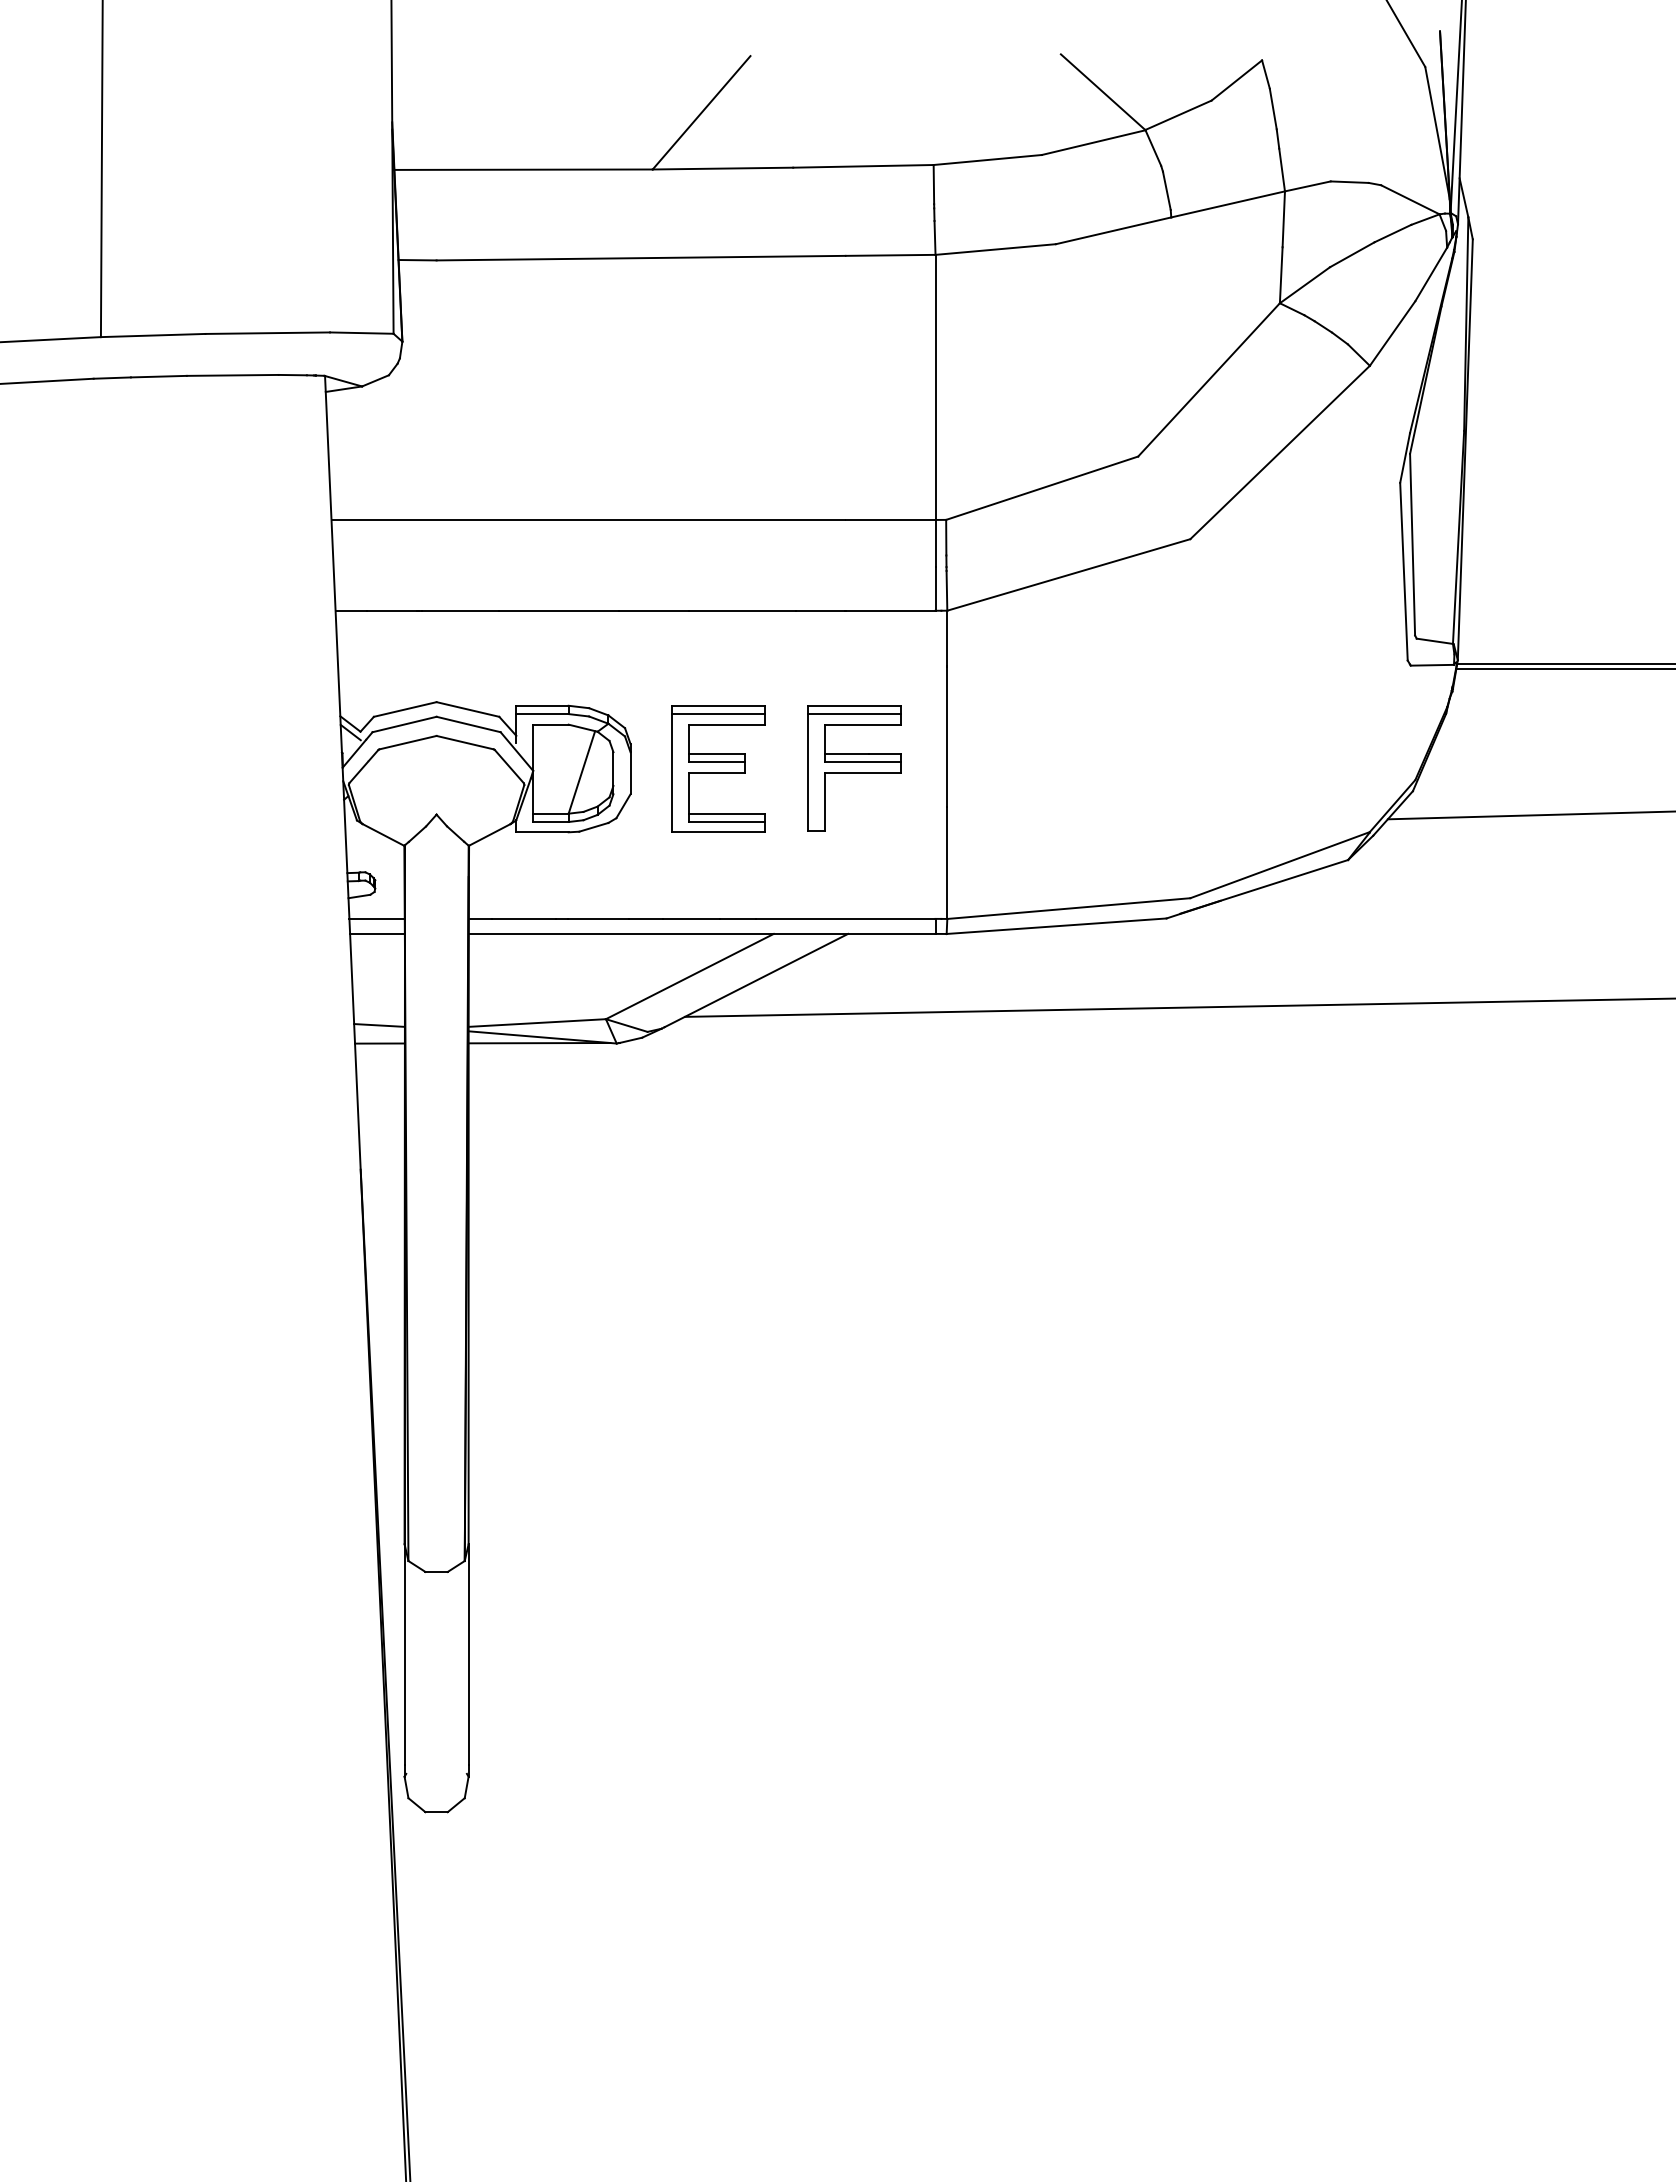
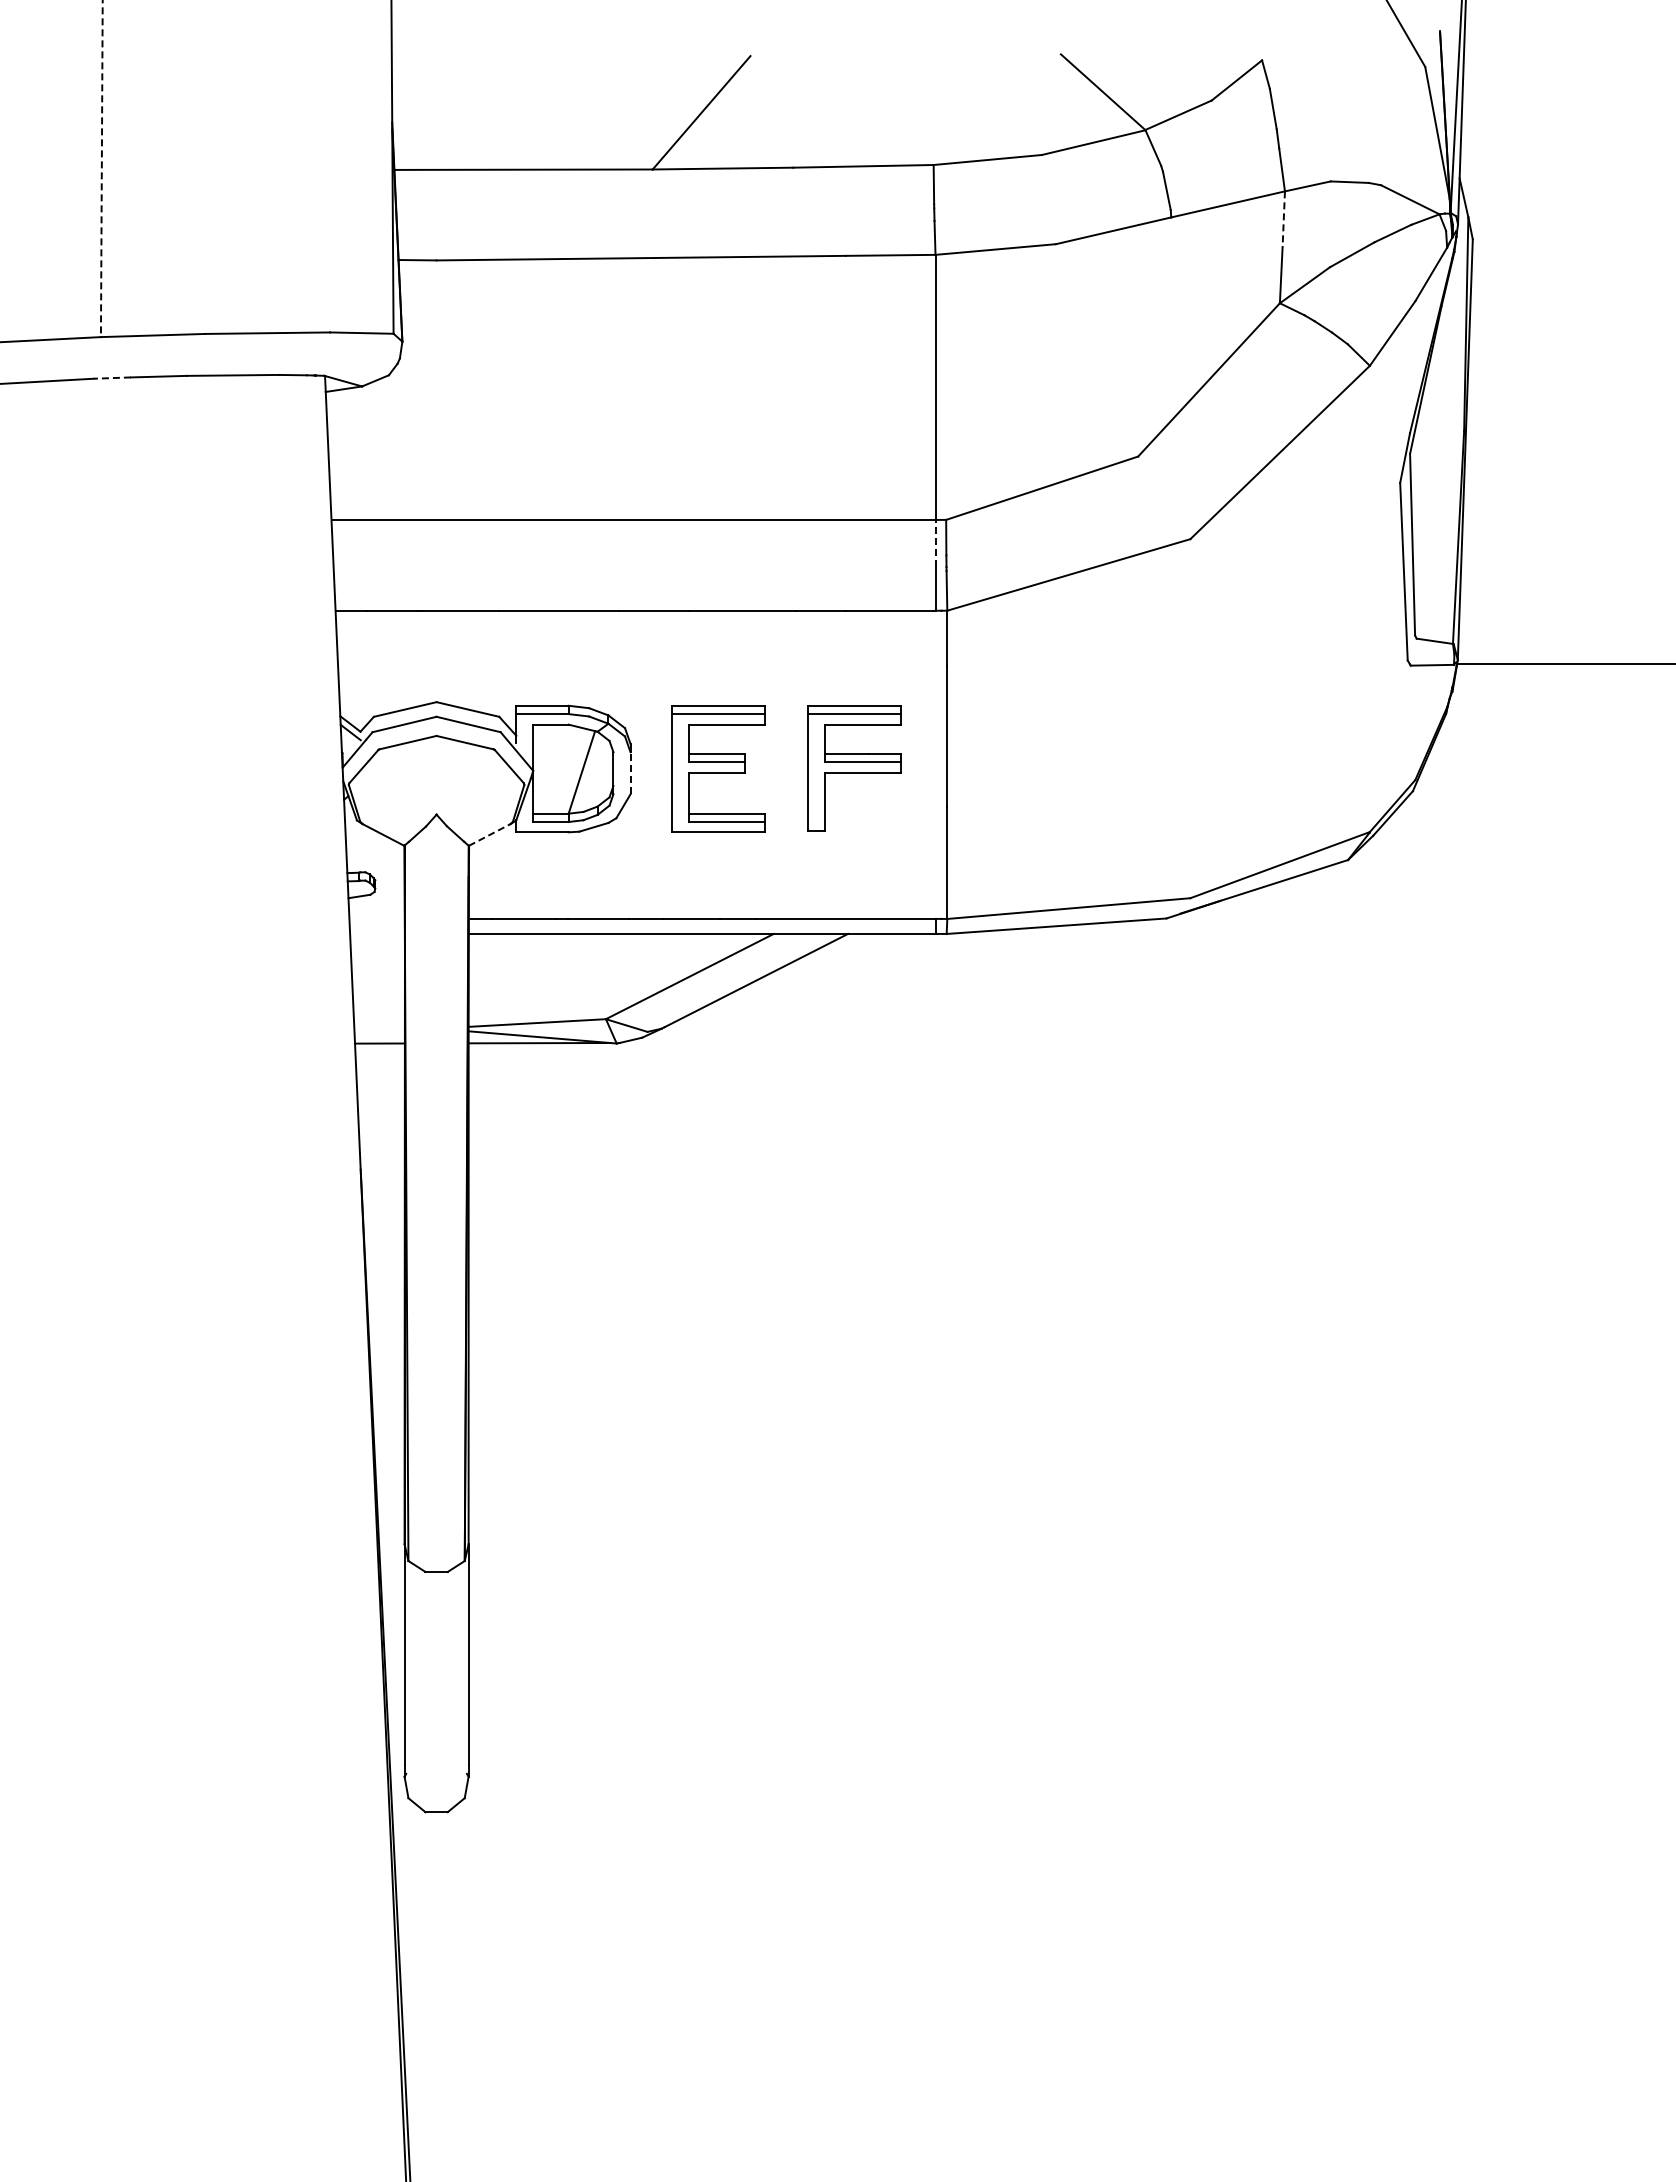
line: solid -> dashed (101, 169)
line: solid -> dashed (1283, 219)
line: solid -> dashed (112, 378)
line: solid -> dashed (935, 543)
line: present -> none (1564, 668)
line: solid -> dashed (630, 772)
line: present -> none (1529, 815)
line: solid -> dashed (489, 834)
line: present -> none (376, 918)
line: present -> none (377, 933)
line: present -> none (1178, 1007)
line: present -> none (379, 1025)
